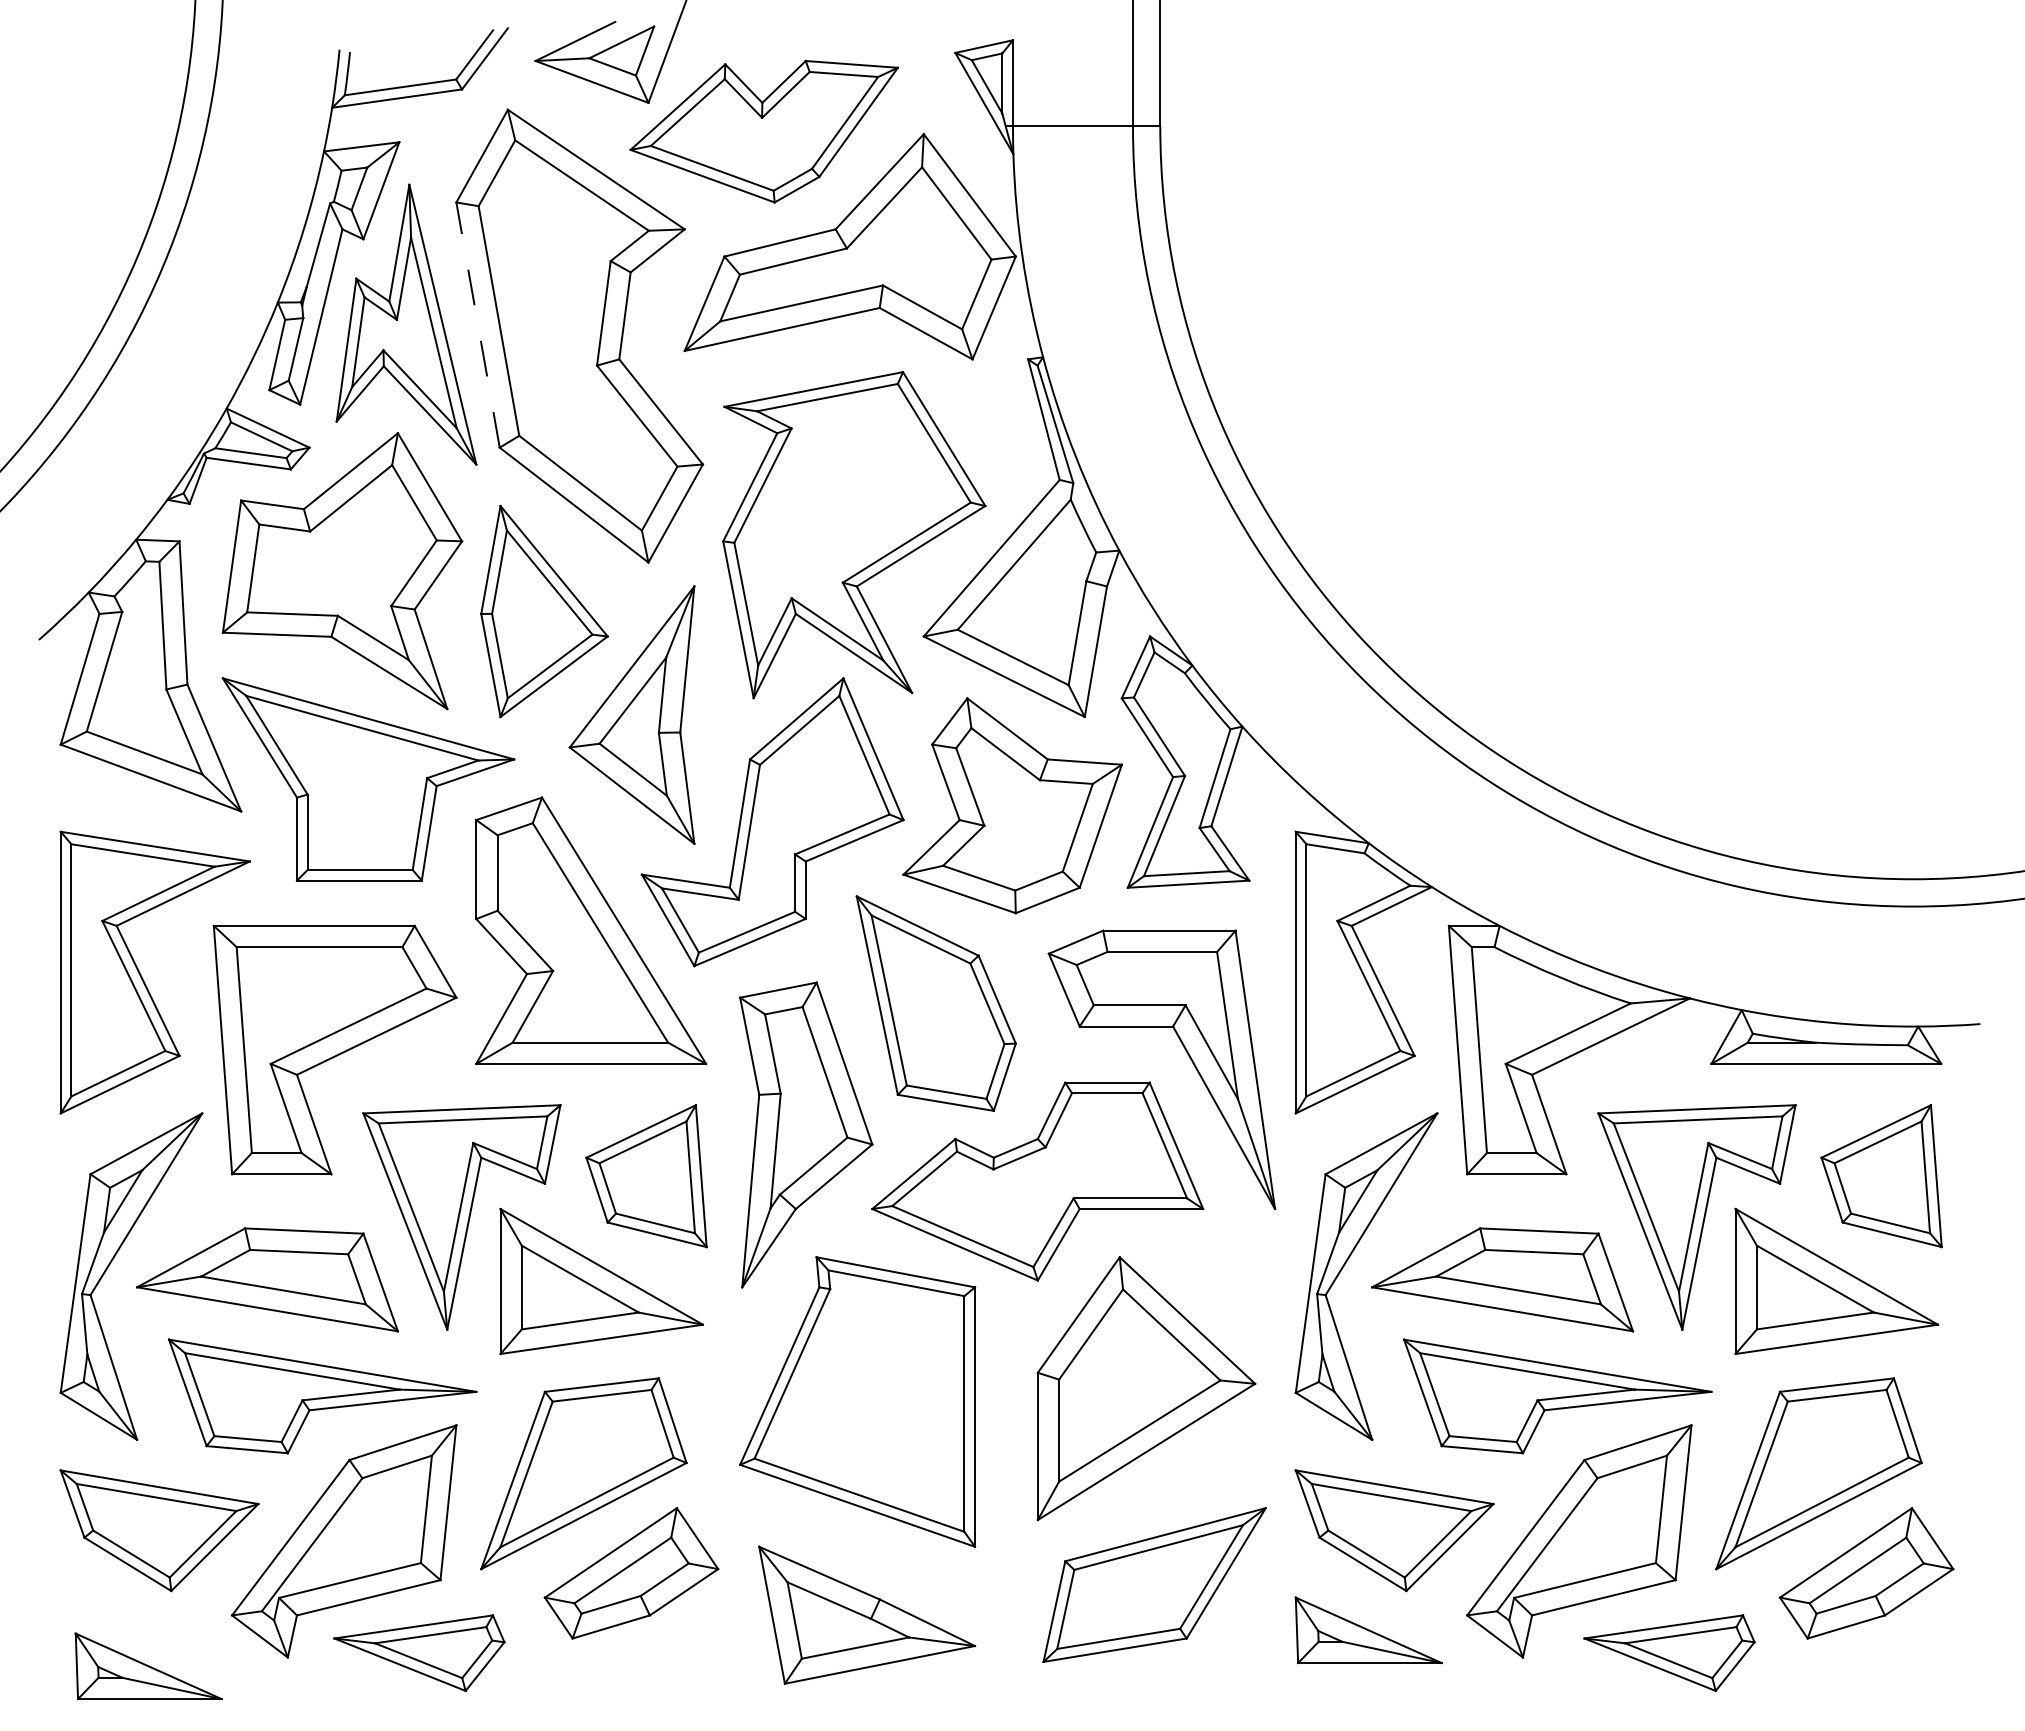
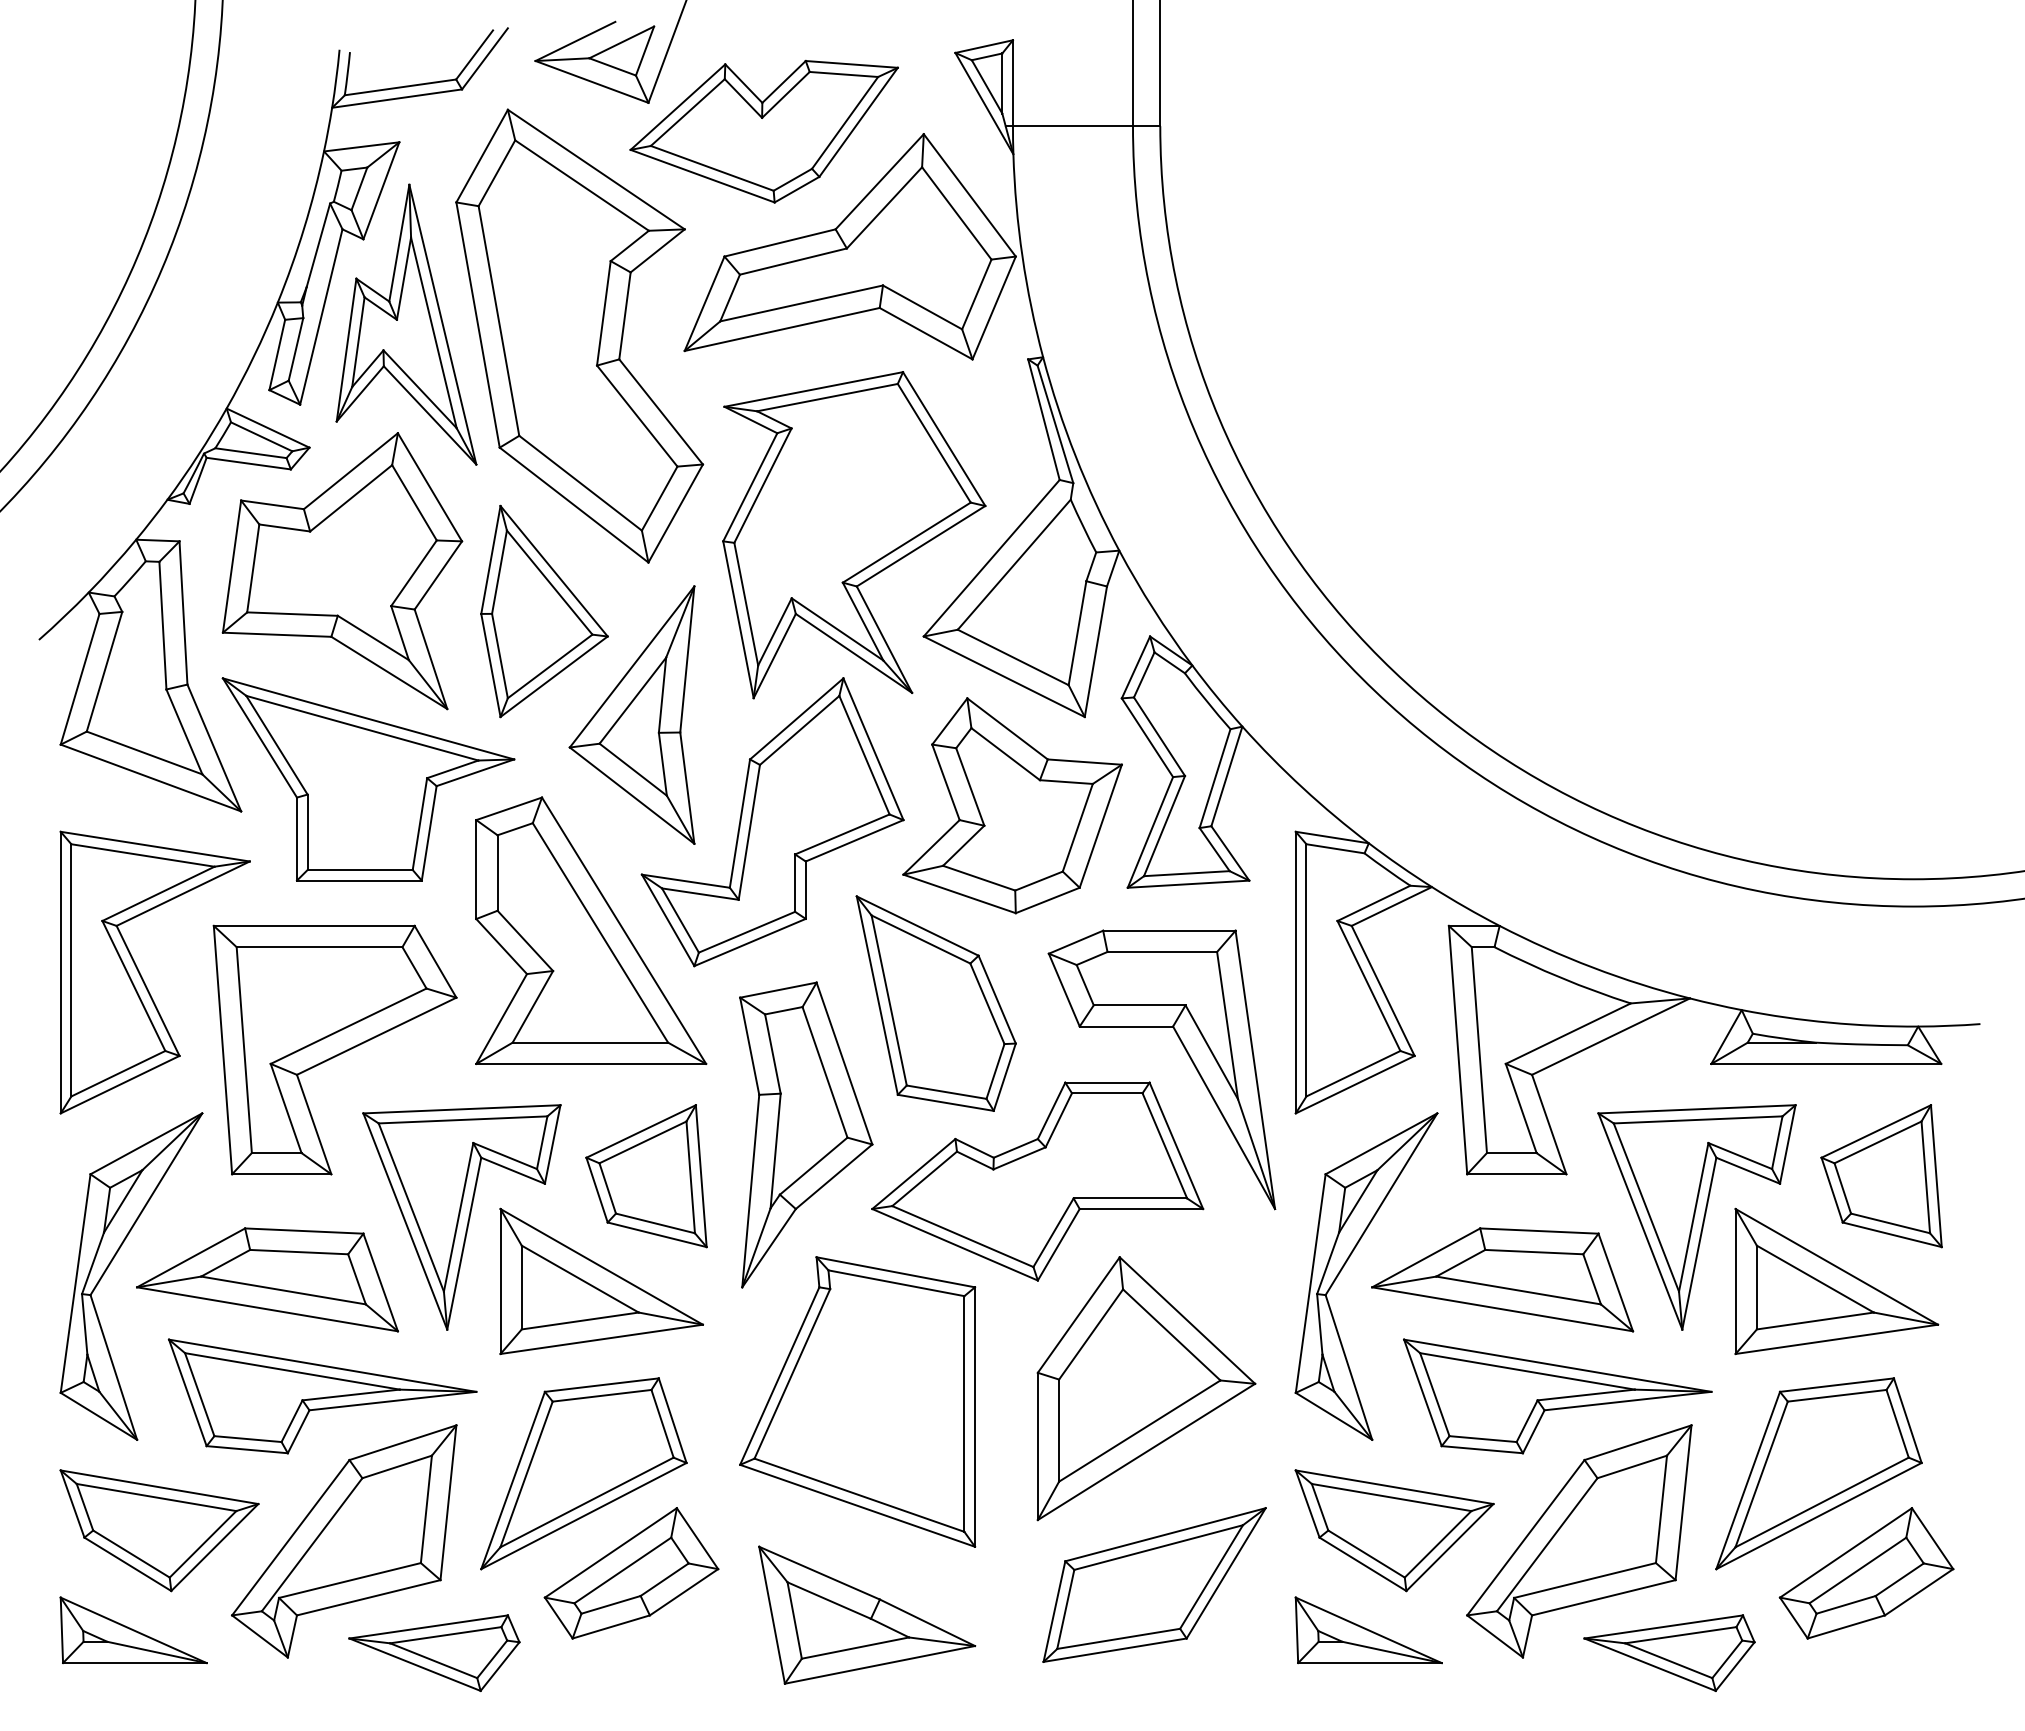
line: dashed -> solid (477, 324)
part position: (419, 1652) -> (434, 1652) (434, 1652)
part position: (148, 1666) -> (133, 1630) (133, 1630)
